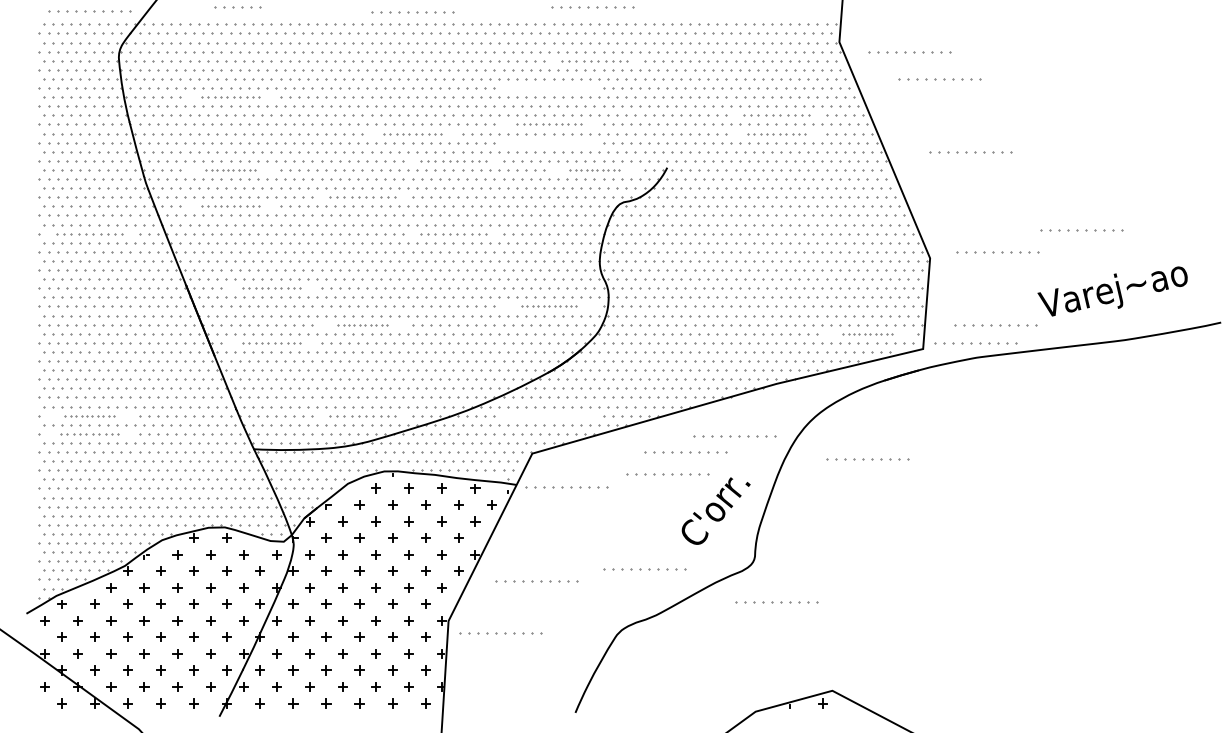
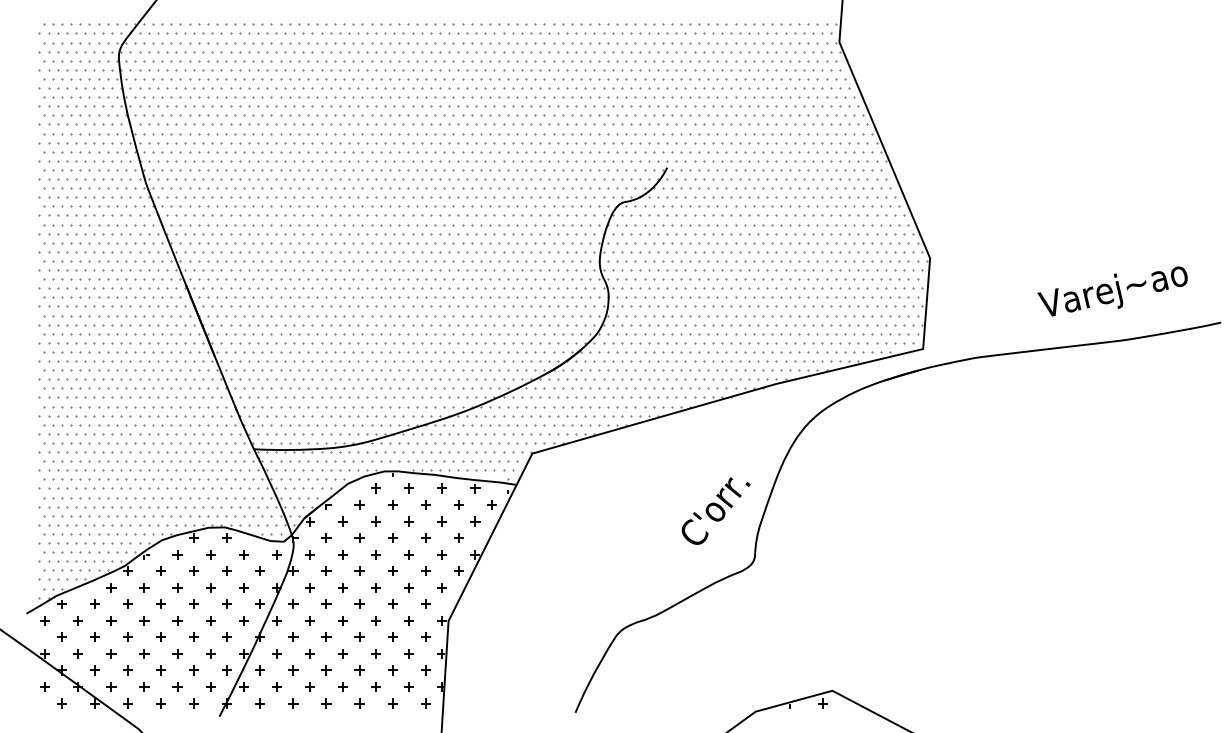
part: present -> none (237, 7)
part: present -> none (592, 7)
part: present -> none (89, 11)
part: present -> none (412, 12)
part: present -> none (909, 52)
part size: 68x3 px -> 84x3 px (594, 61)
part: present -> none (939, 79)
part: none -> present (549, 88)
part size: 60x3 px -> 84x3 px (230, 97)
part size: 68x3 px -> 84x3 px (776, 115)
part size: 67x3 px -> 93x3 px (549, 124)
part size: 60x3 px -> 84x3 px (412, 134)
part size: 60x3 px -> 84x3 px (776, 134)
part: none -> present (549, 143)
part: present -> none (970, 152)
part size: 68x3 px -> 84x3 px (453, 161)
part size: 52x3 px -> 84x3 px (230, 170)
part size: 52x3 px -> 84x3 px (594, 170)
part size: 68x3 px -> 84x3 px (362, 197)
part size: 60x3 px -> 84x3 px (230, 206)
part: present -> none (1081, 230)
part size: 68x3 px -> 84x3 px (89, 234)
part size: 68x3 px -> 84x3 px (453, 234)
part: present -> none (997, 252)
part size: 60x3 px -> 84x3 px (271, 288)
part size: 57x3 px -> 93x3 px (549, 306)
part size: 52x3 px -> 84x3 px (362, 325)
part: present -> none (995, 325)
part size: 52x3 px -> 84x3 px (867, 334)
part size: 60x3 px -> 84x3 px (271, 343)
part: present -> none (975, 343)
part size: 52x3 px -> 84x3 px (89, 416)
part size: 68x3 px -> 84x3 px (362, 416)
part: none -> present (549, 416)
part size: 60x3 px -> 84x3 px (89, 434)
part: present -> none (734, 436)
part: present -> none (685, 452)
part: present -> none (867, 459)
part: present -> none (667, 474)
part: present -> none (566, 487)
part: present -> none (644, 569)
part: present -> none (536, 581)
part: present -> none (776, 602)
part: present -> none (500, 633)
